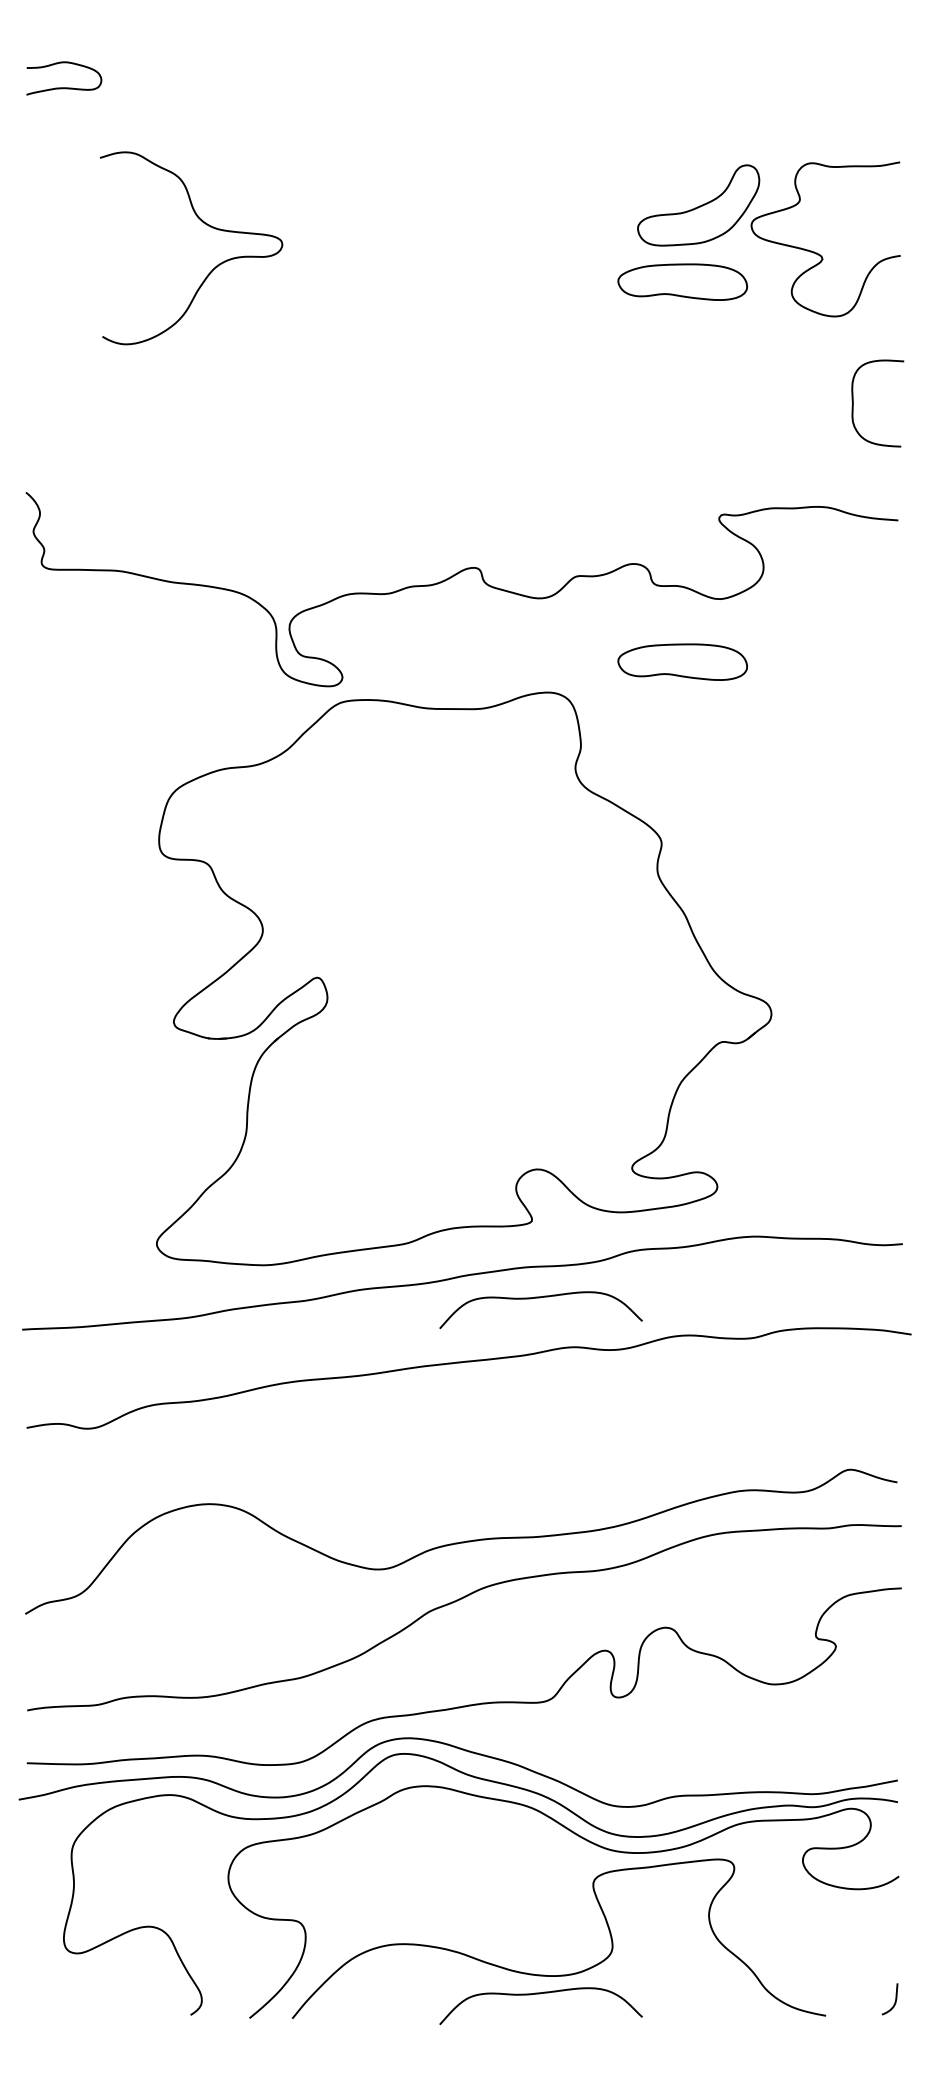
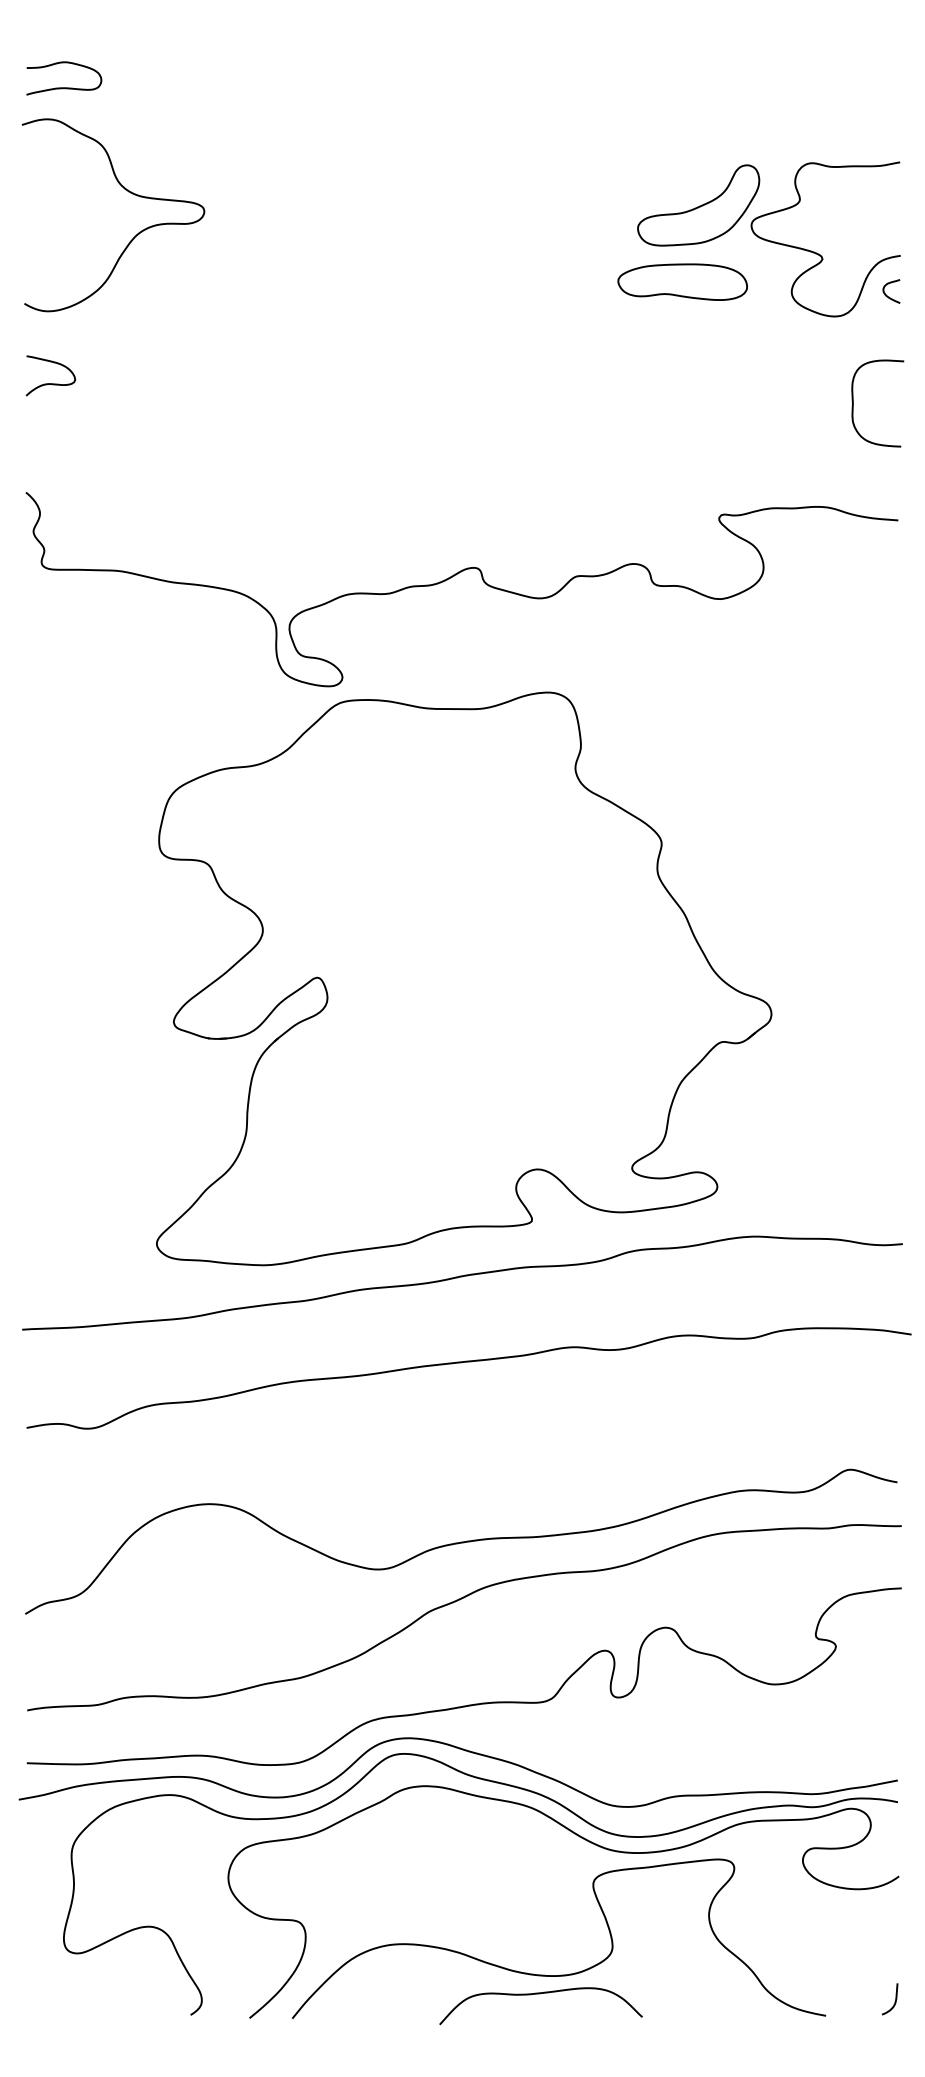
curve position: (206, 225) -> (128, 192) (128, 192)
curve: none -> present (889, 296)
curve: none -> present (50, 383)
part: present -> none (682, 661)
curve: present -> none (540, 1298)
